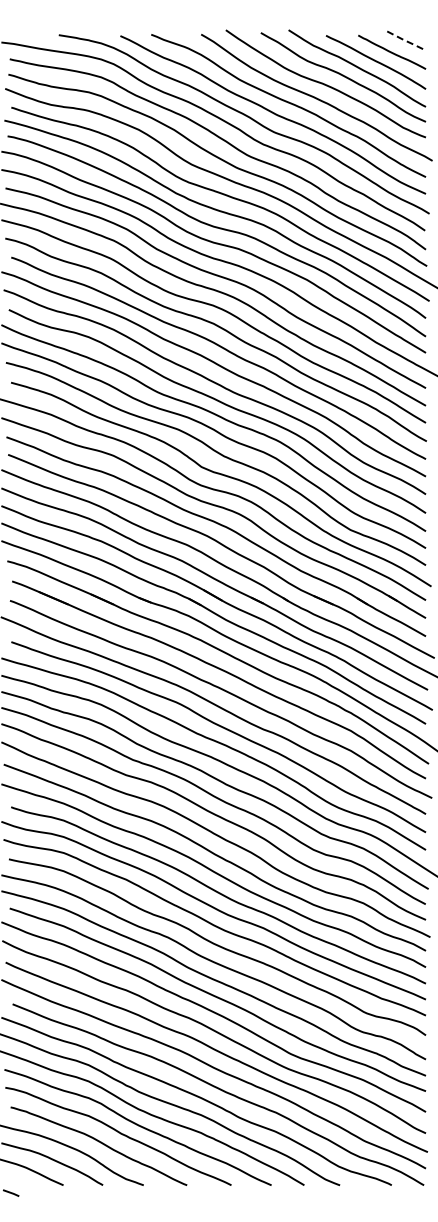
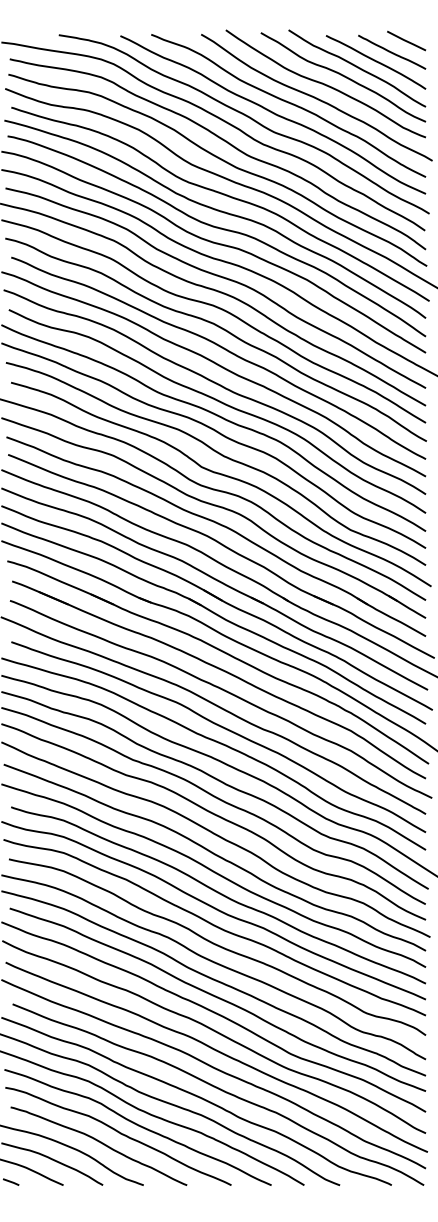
line: dashed -> solid (406, 41)
line position: (11, 1192) -> (11, 1181) (11, 1181)
